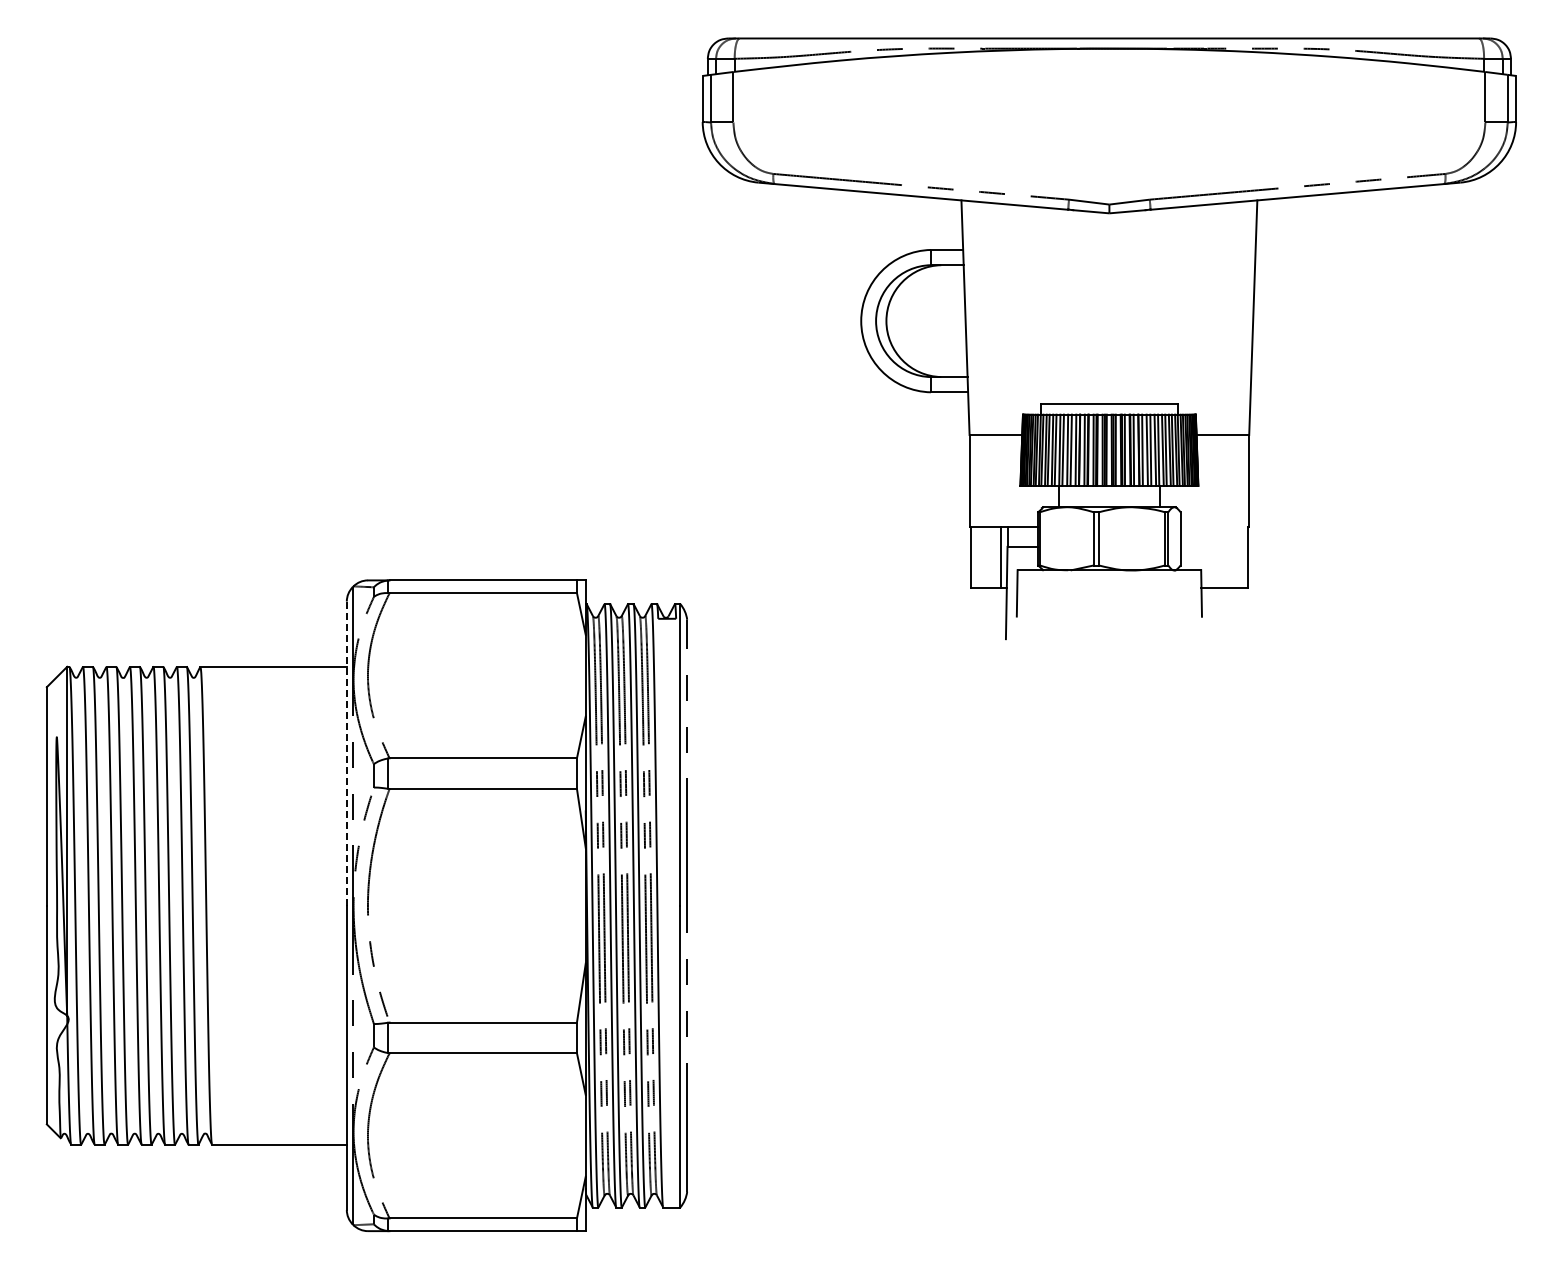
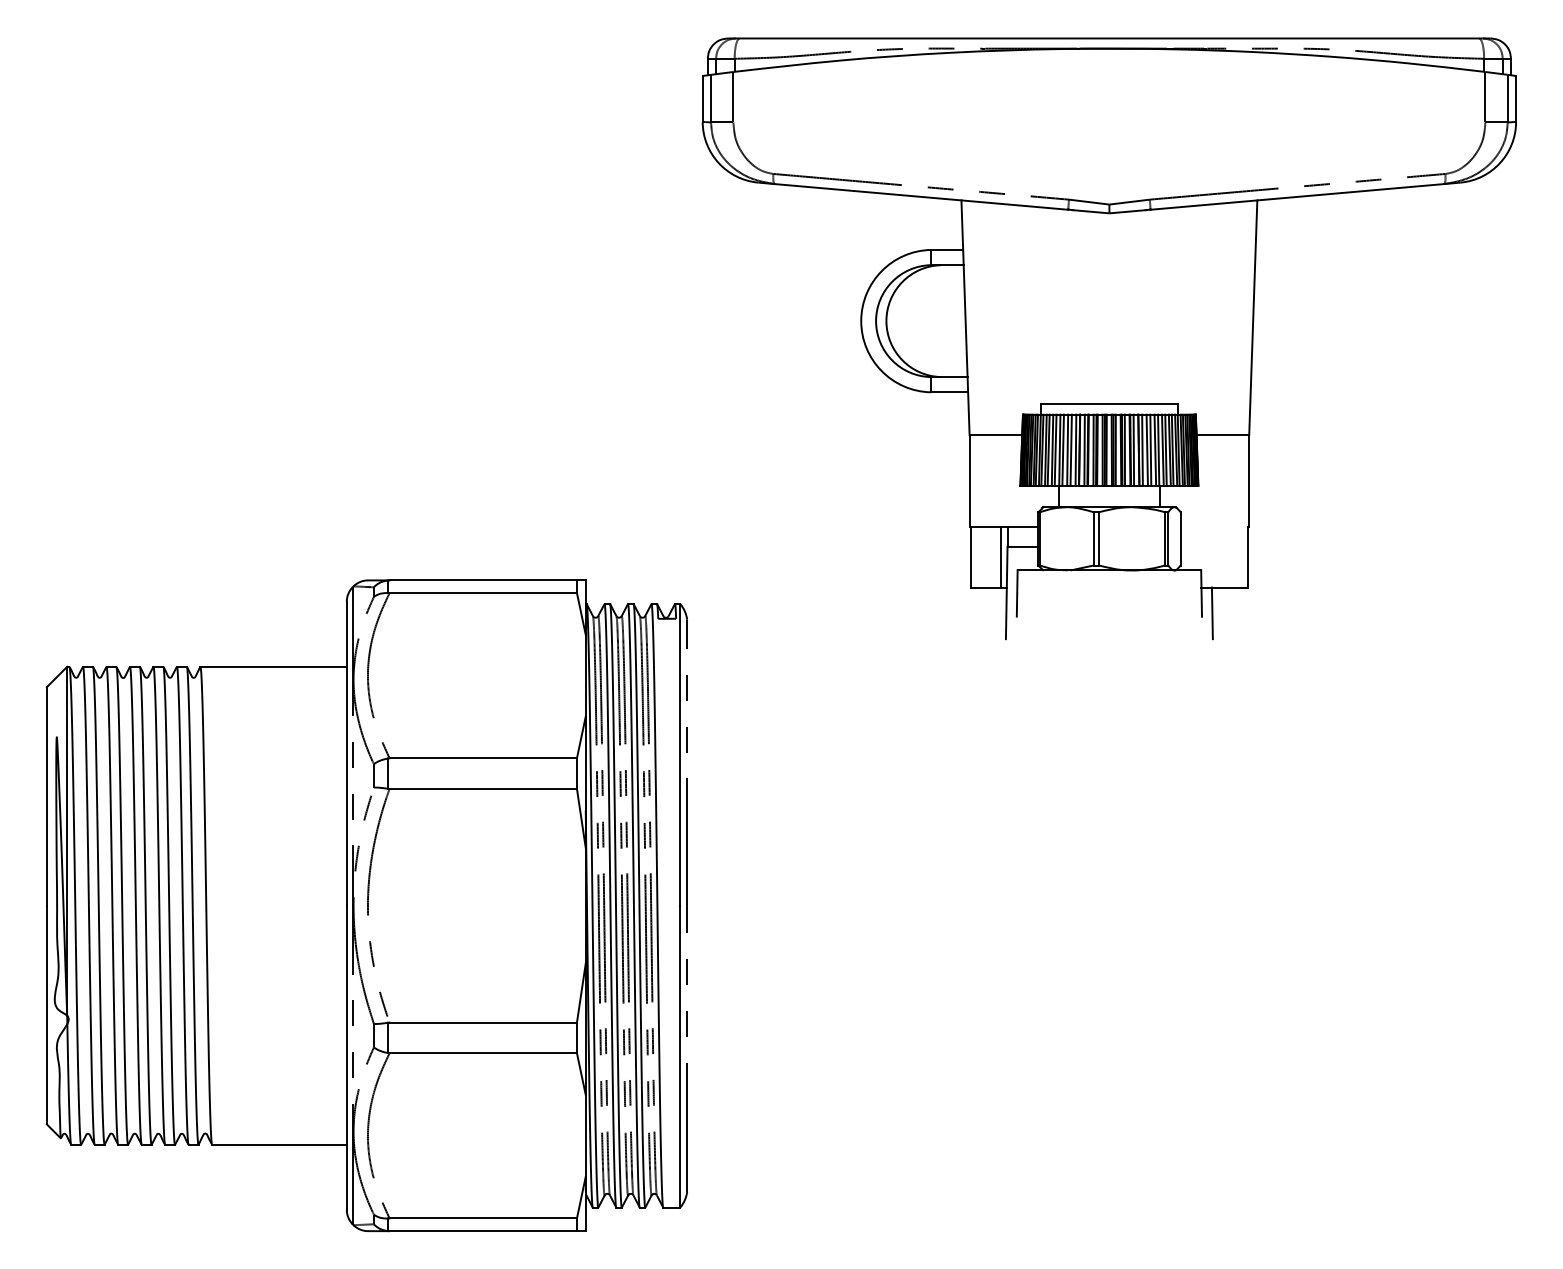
line: none -> present (1211, 613)
line: dashed -> solid (346, 753)
